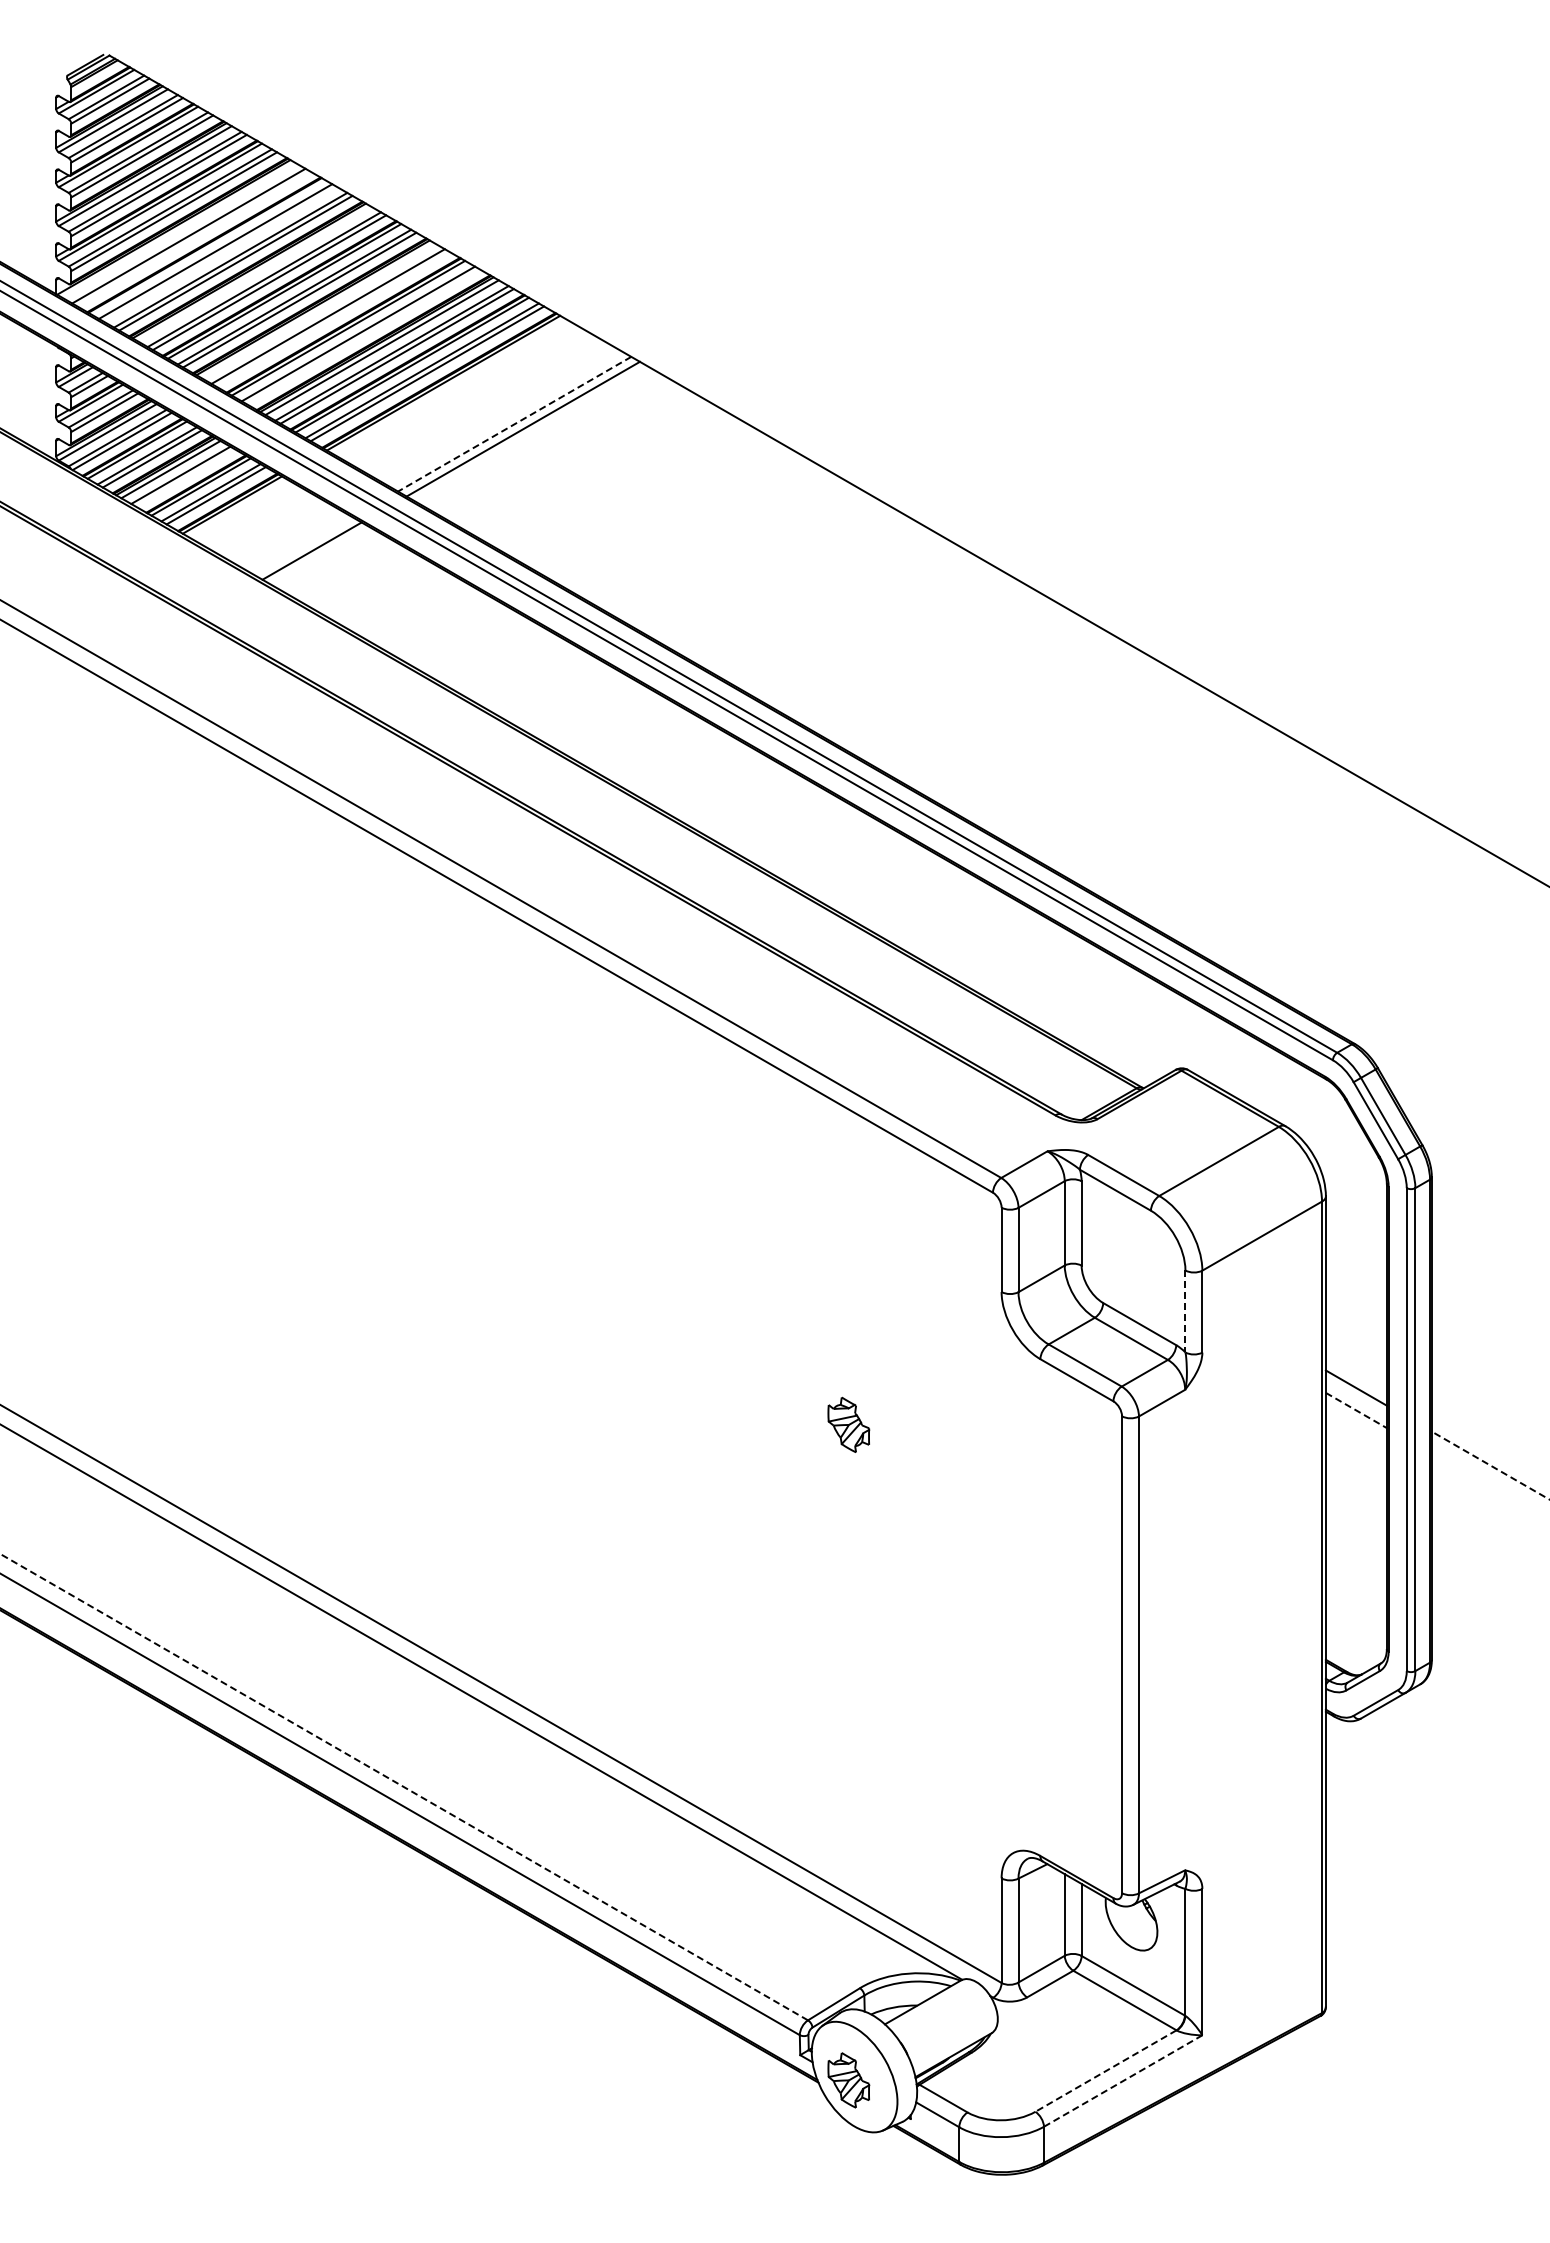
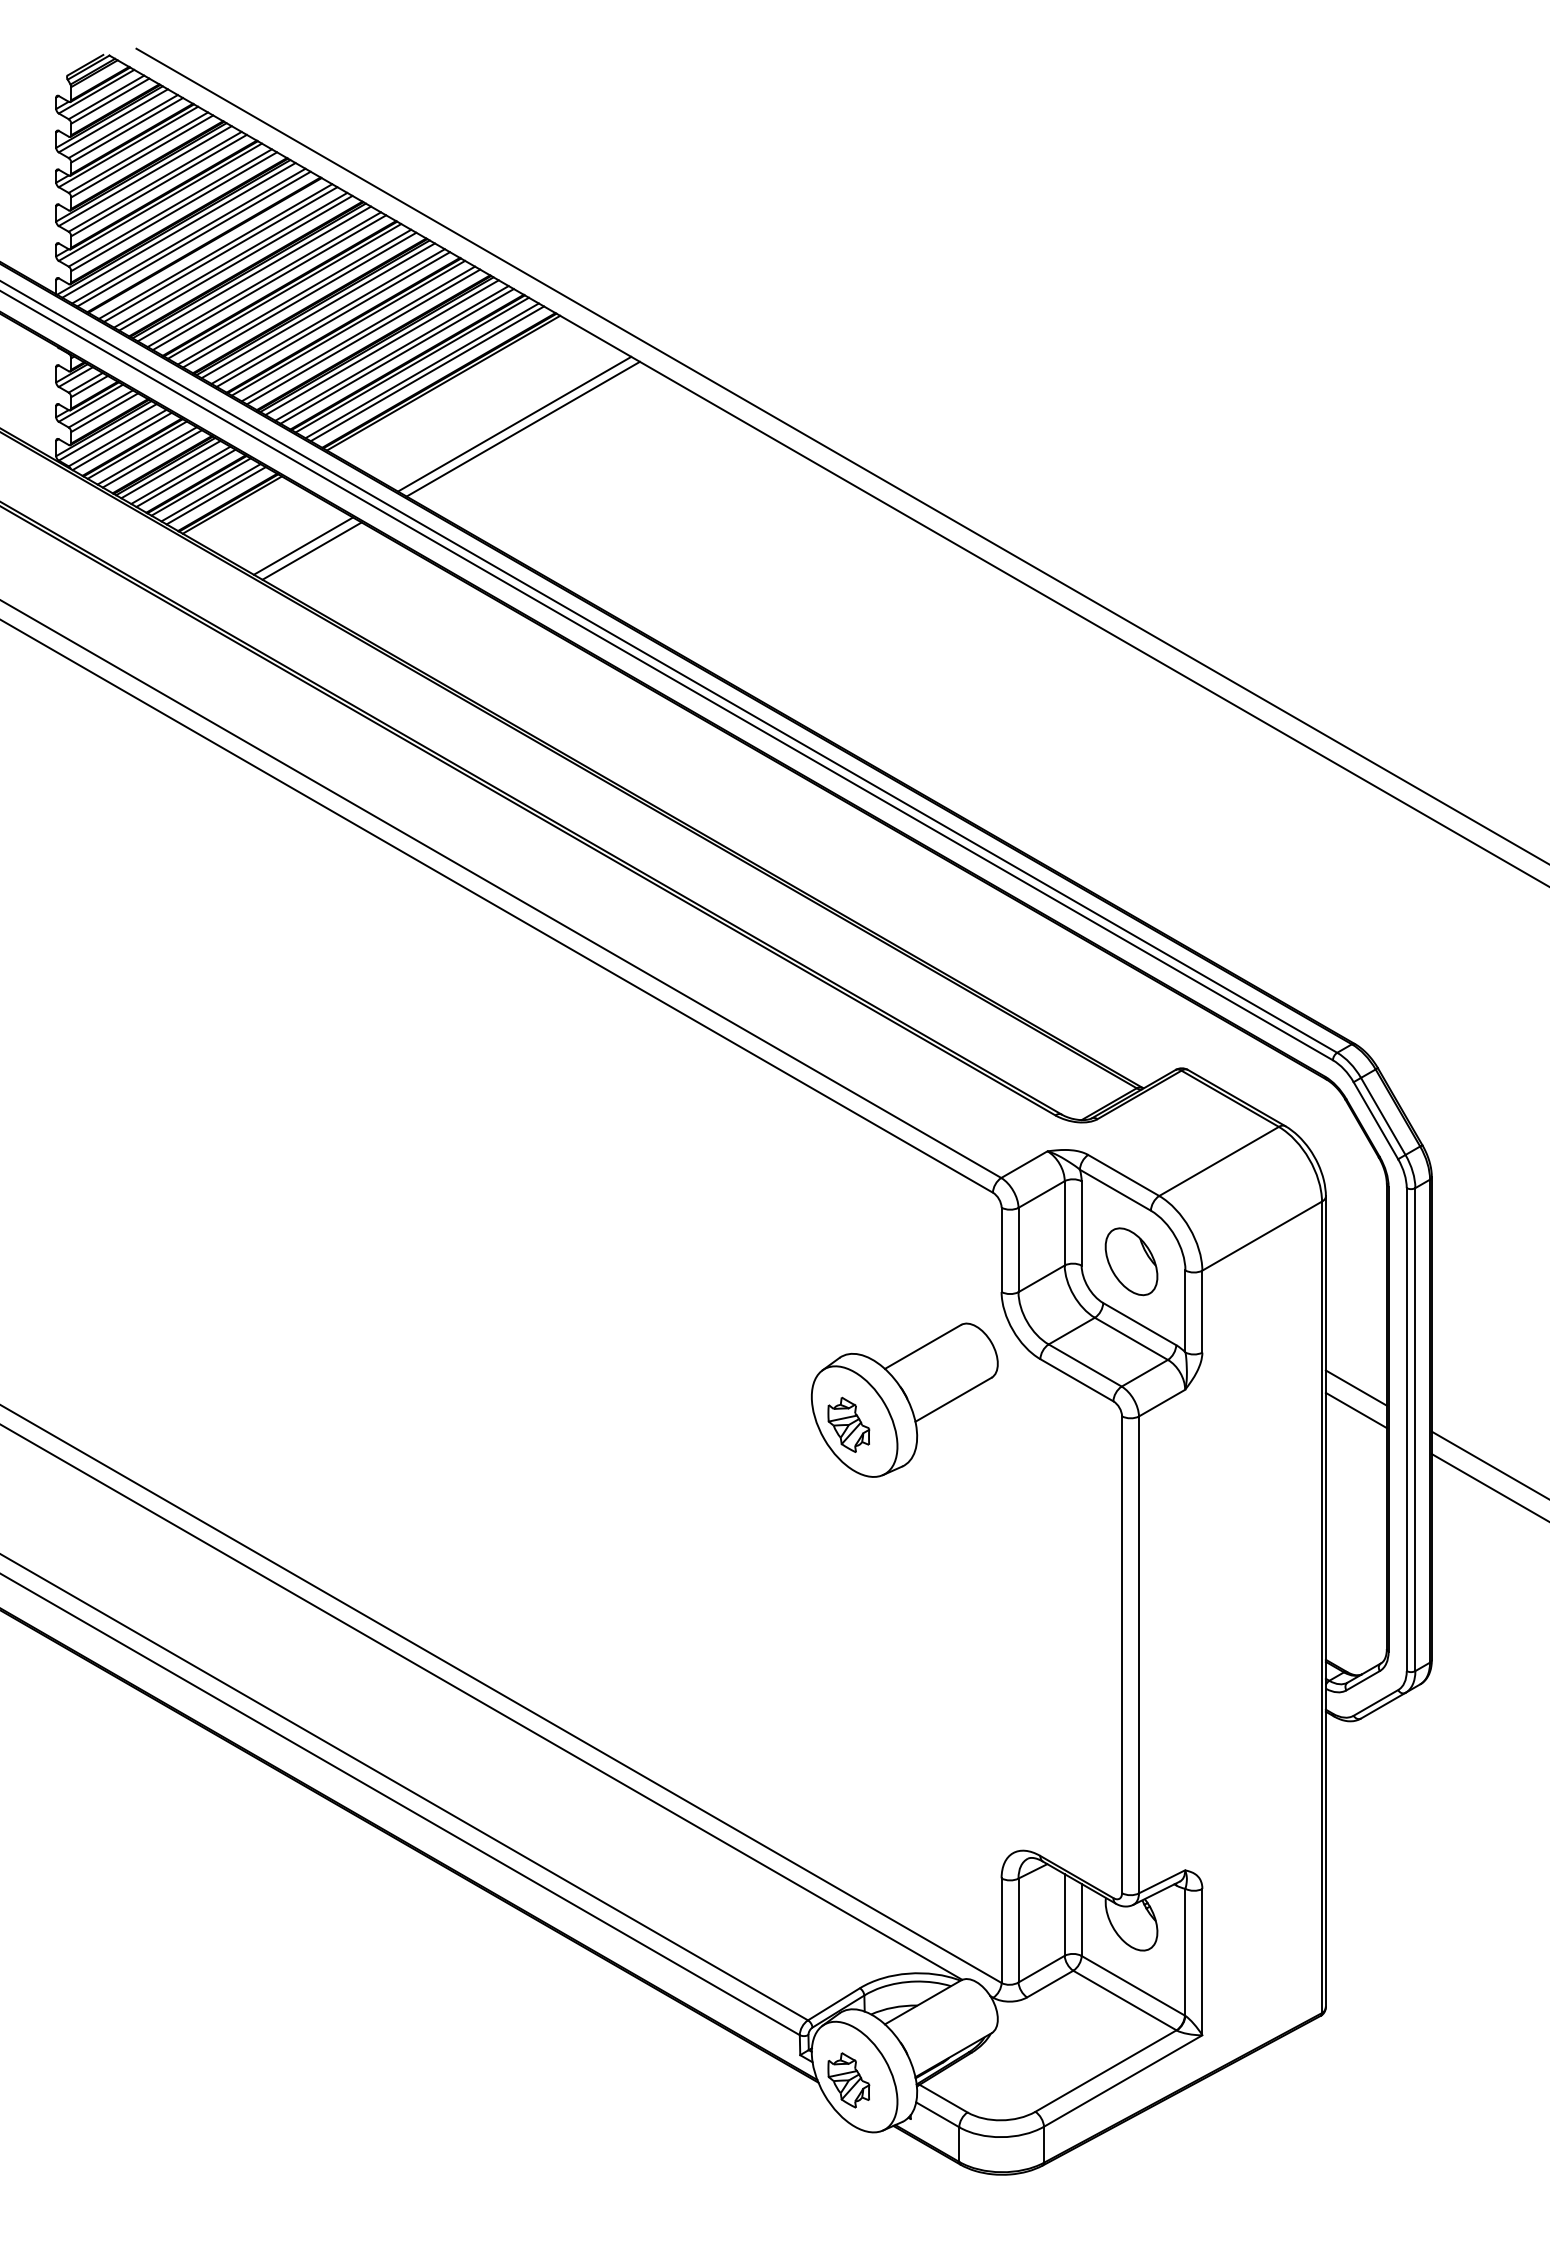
line: none -> present (178, 230)
line: none -> present (193, 238)
line: none -> present (220, 254)
line: none -> present (254, 273)
line: none -> present (317, 310)
line: none -> present (333, 319)
line: none -> present (363, 336)
line: dashed -> solid (514, 424)
line: none -> present (841, 455)
line: none -> present (185, 477)
line: none -> present (303, 545)
part: none -> present (1131, 1261)
line: dashed -> solid (1185, 1311)
part: none -> present (904, 1399)
line: dashed -> solid (1356, 1410)
line: dashed -> solid (1490, 1465)
line: none -> present (1488, 1487)
line: dashed -> solid (403, 1786)
line: dashed -> solid (1105, 2071)
line: dashed -> solid (1123, 2080)
